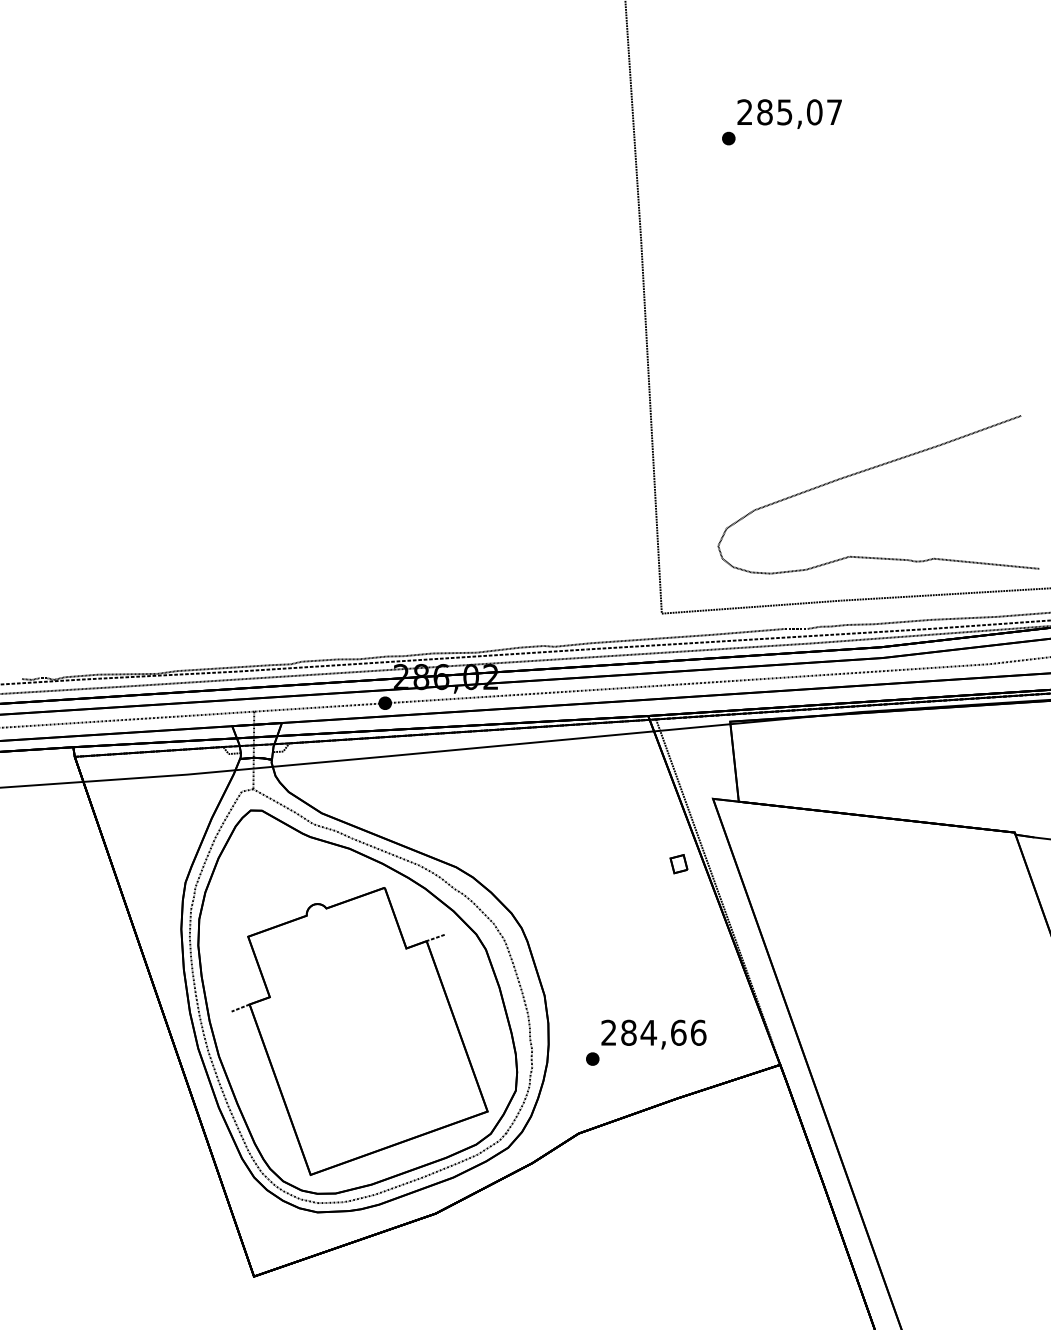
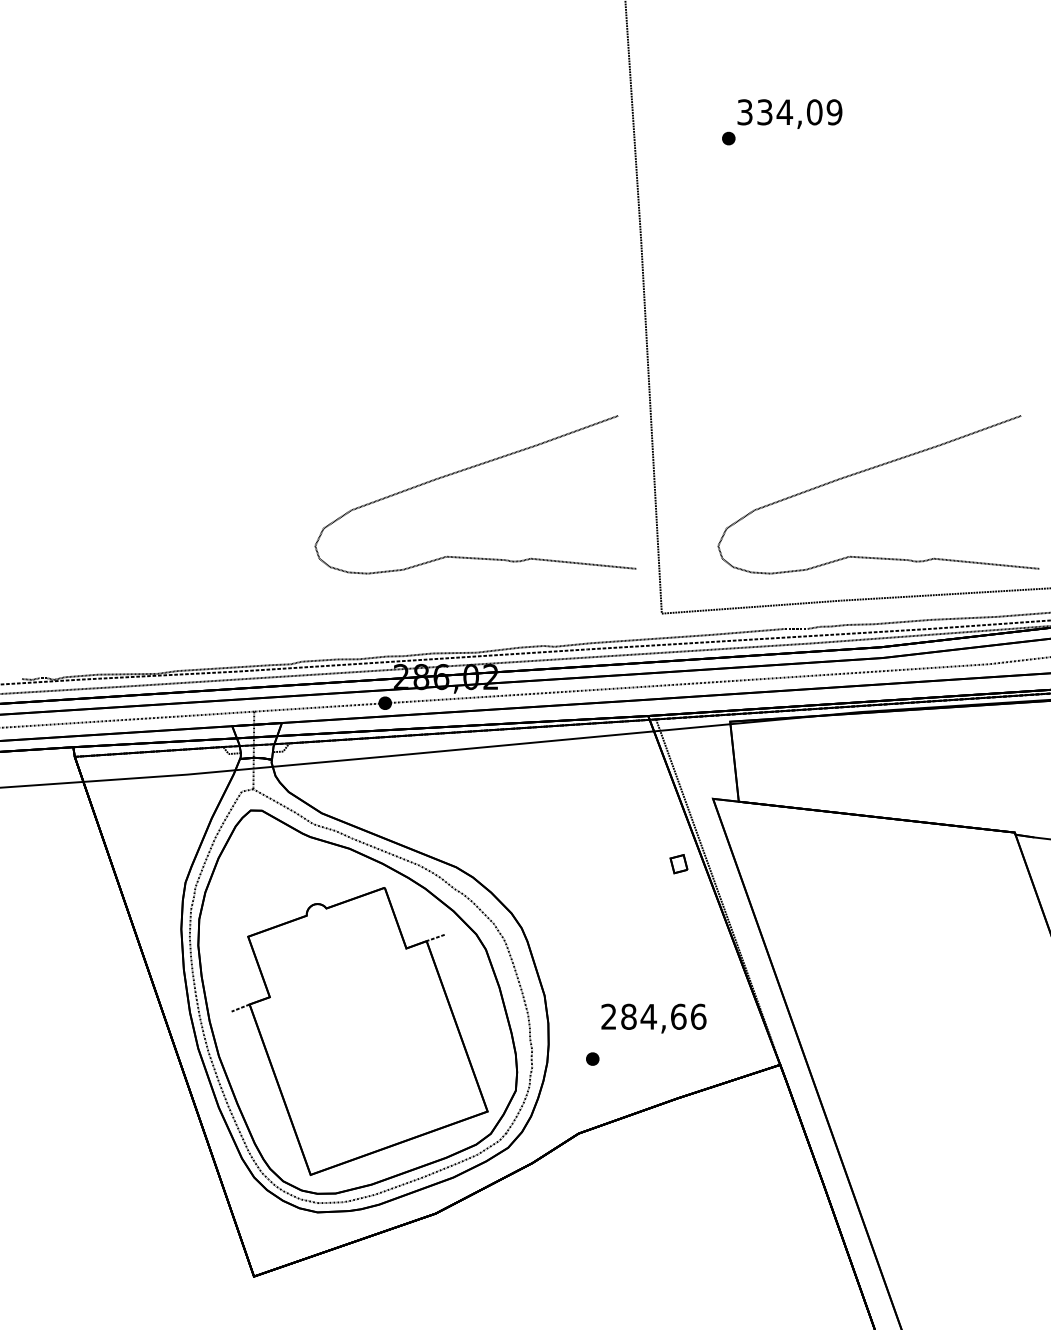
text: 285,07 -> 334,09 (789, 112)
part: none -> present (468, 469)
text position: (653, 1034) -> (653, 1018) (653, 1018)
